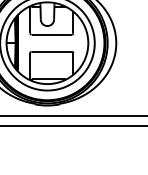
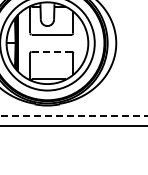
line: solid -> dashed (51, 51)
line: solid -> dashed (74, 116)
